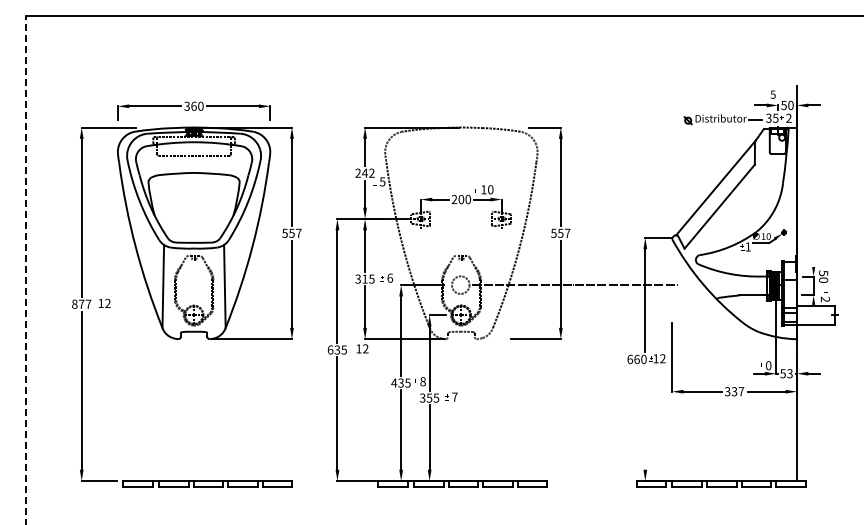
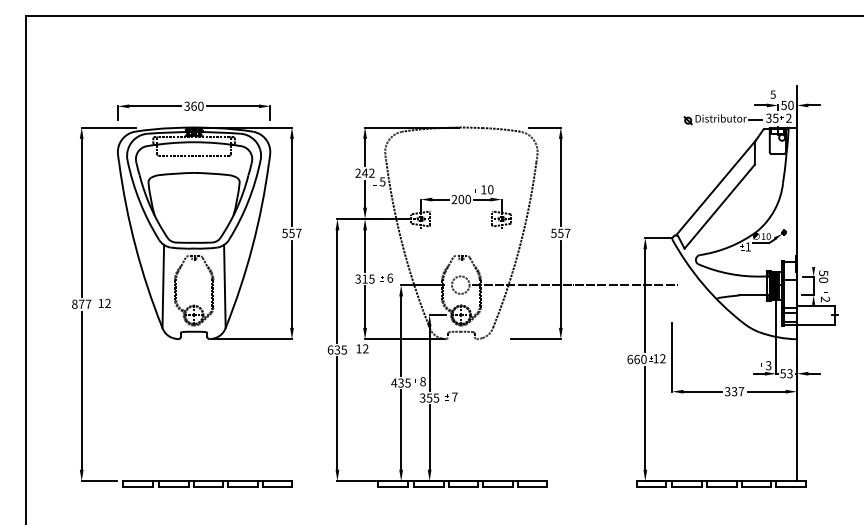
line: dashed -> solid (25, 269)
text: 0 -> 3 (768, 365)
line: none -> present (645, 417)
